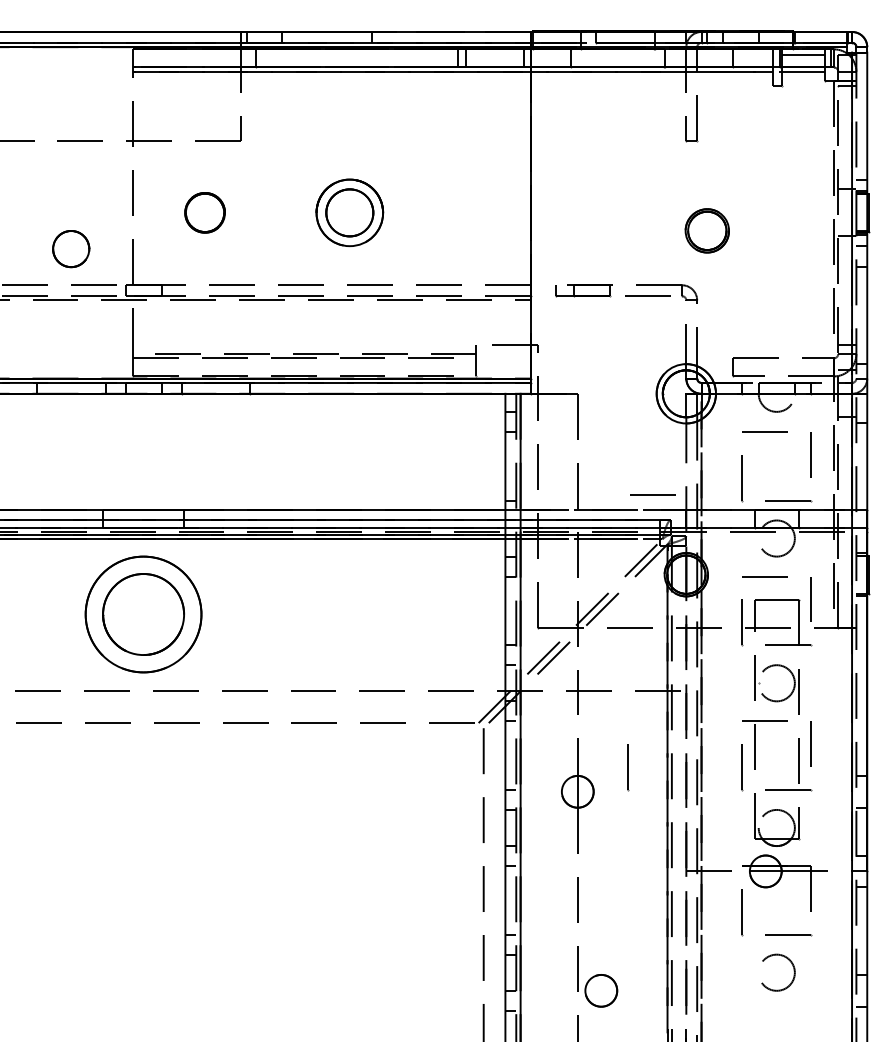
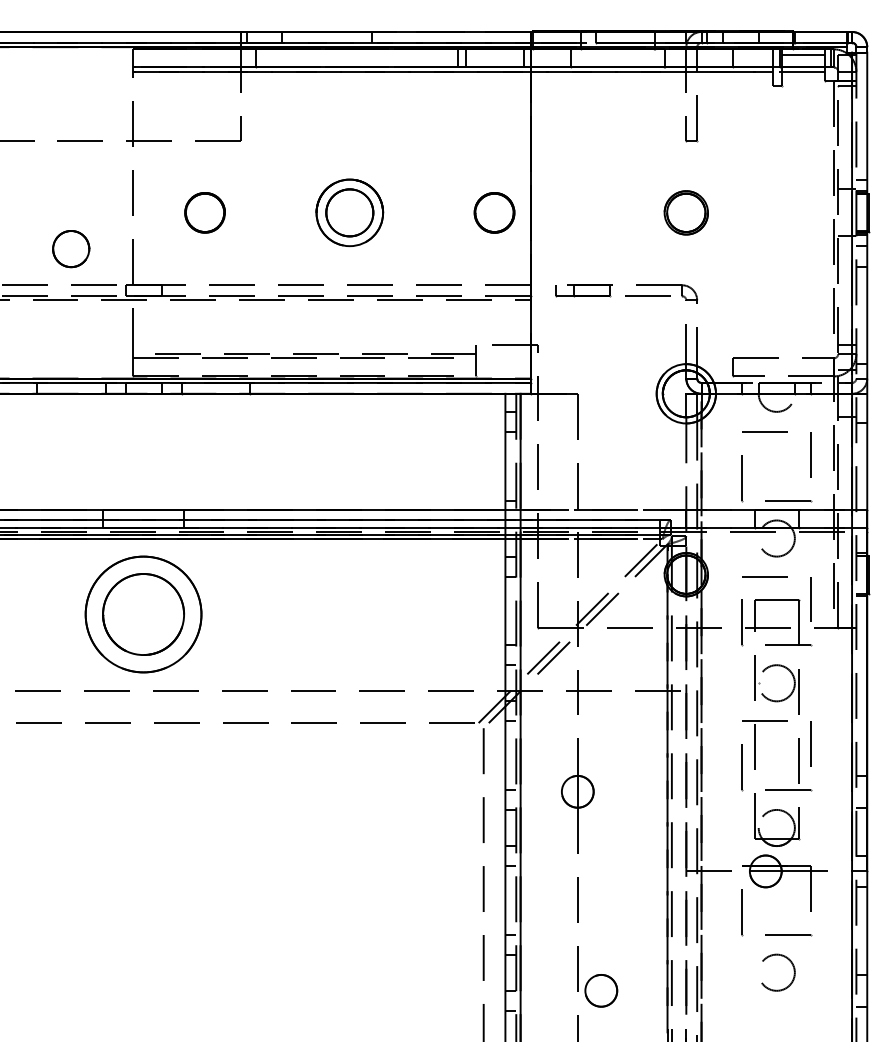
part: none -> present (494, 212)
part position: (706, 230) -> (685, 212) (685, 212)
line: present -> none (652, 494)
line: present -> none (628, 767)
